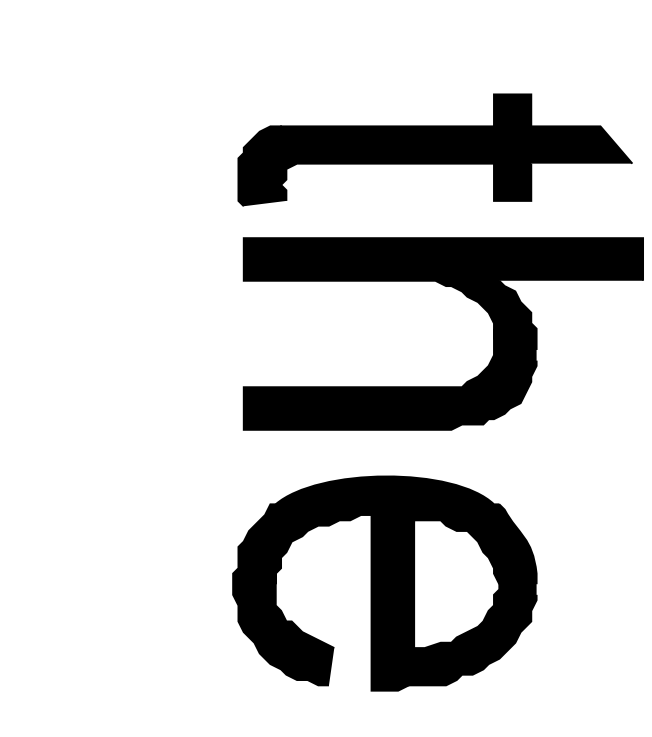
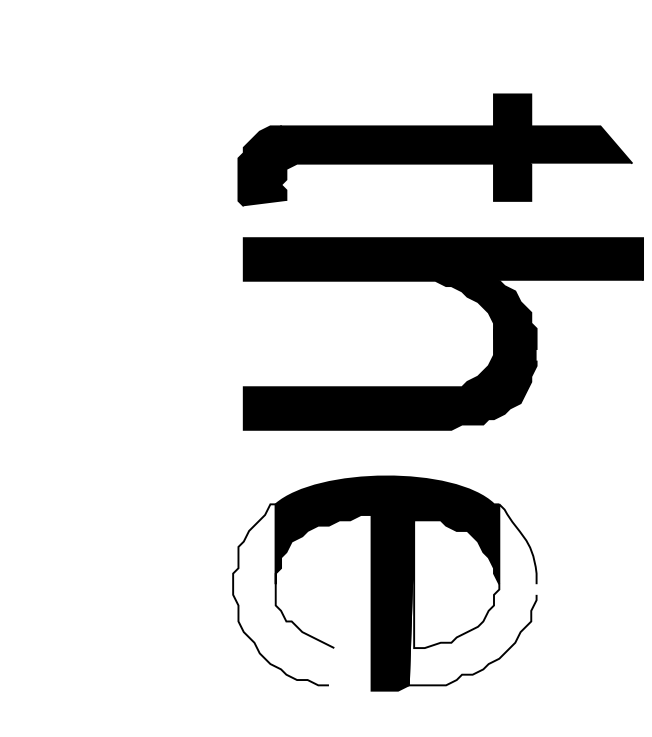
fill: present -> none (283, 594)
fill: present -> none (472, 594)
